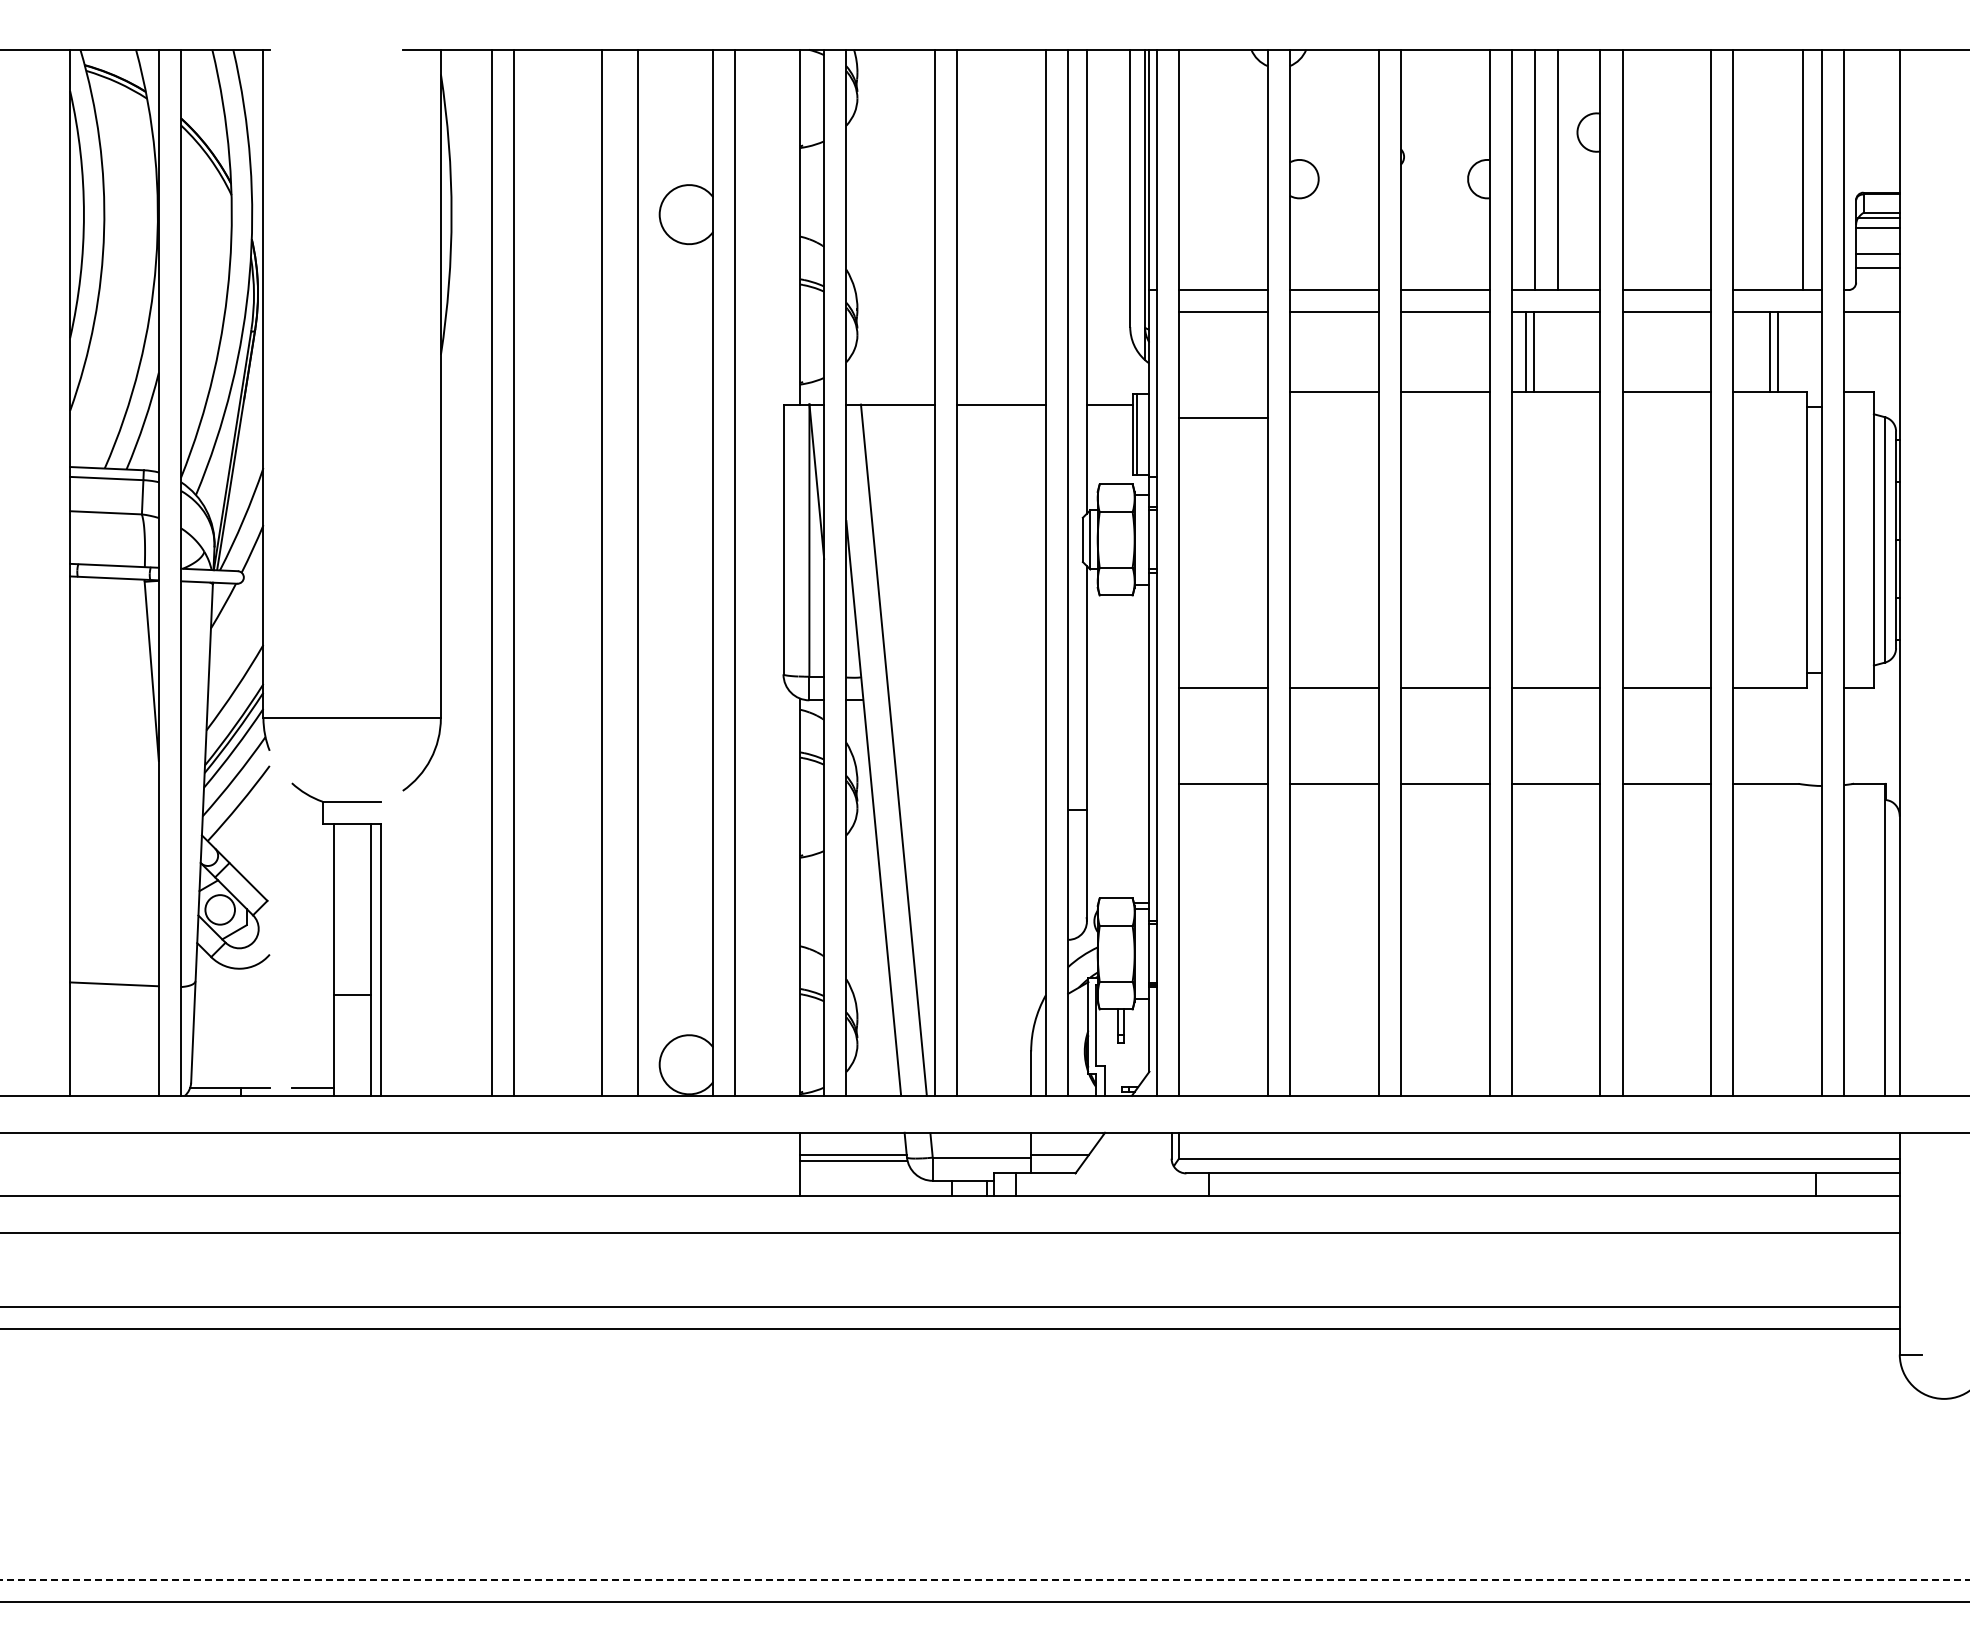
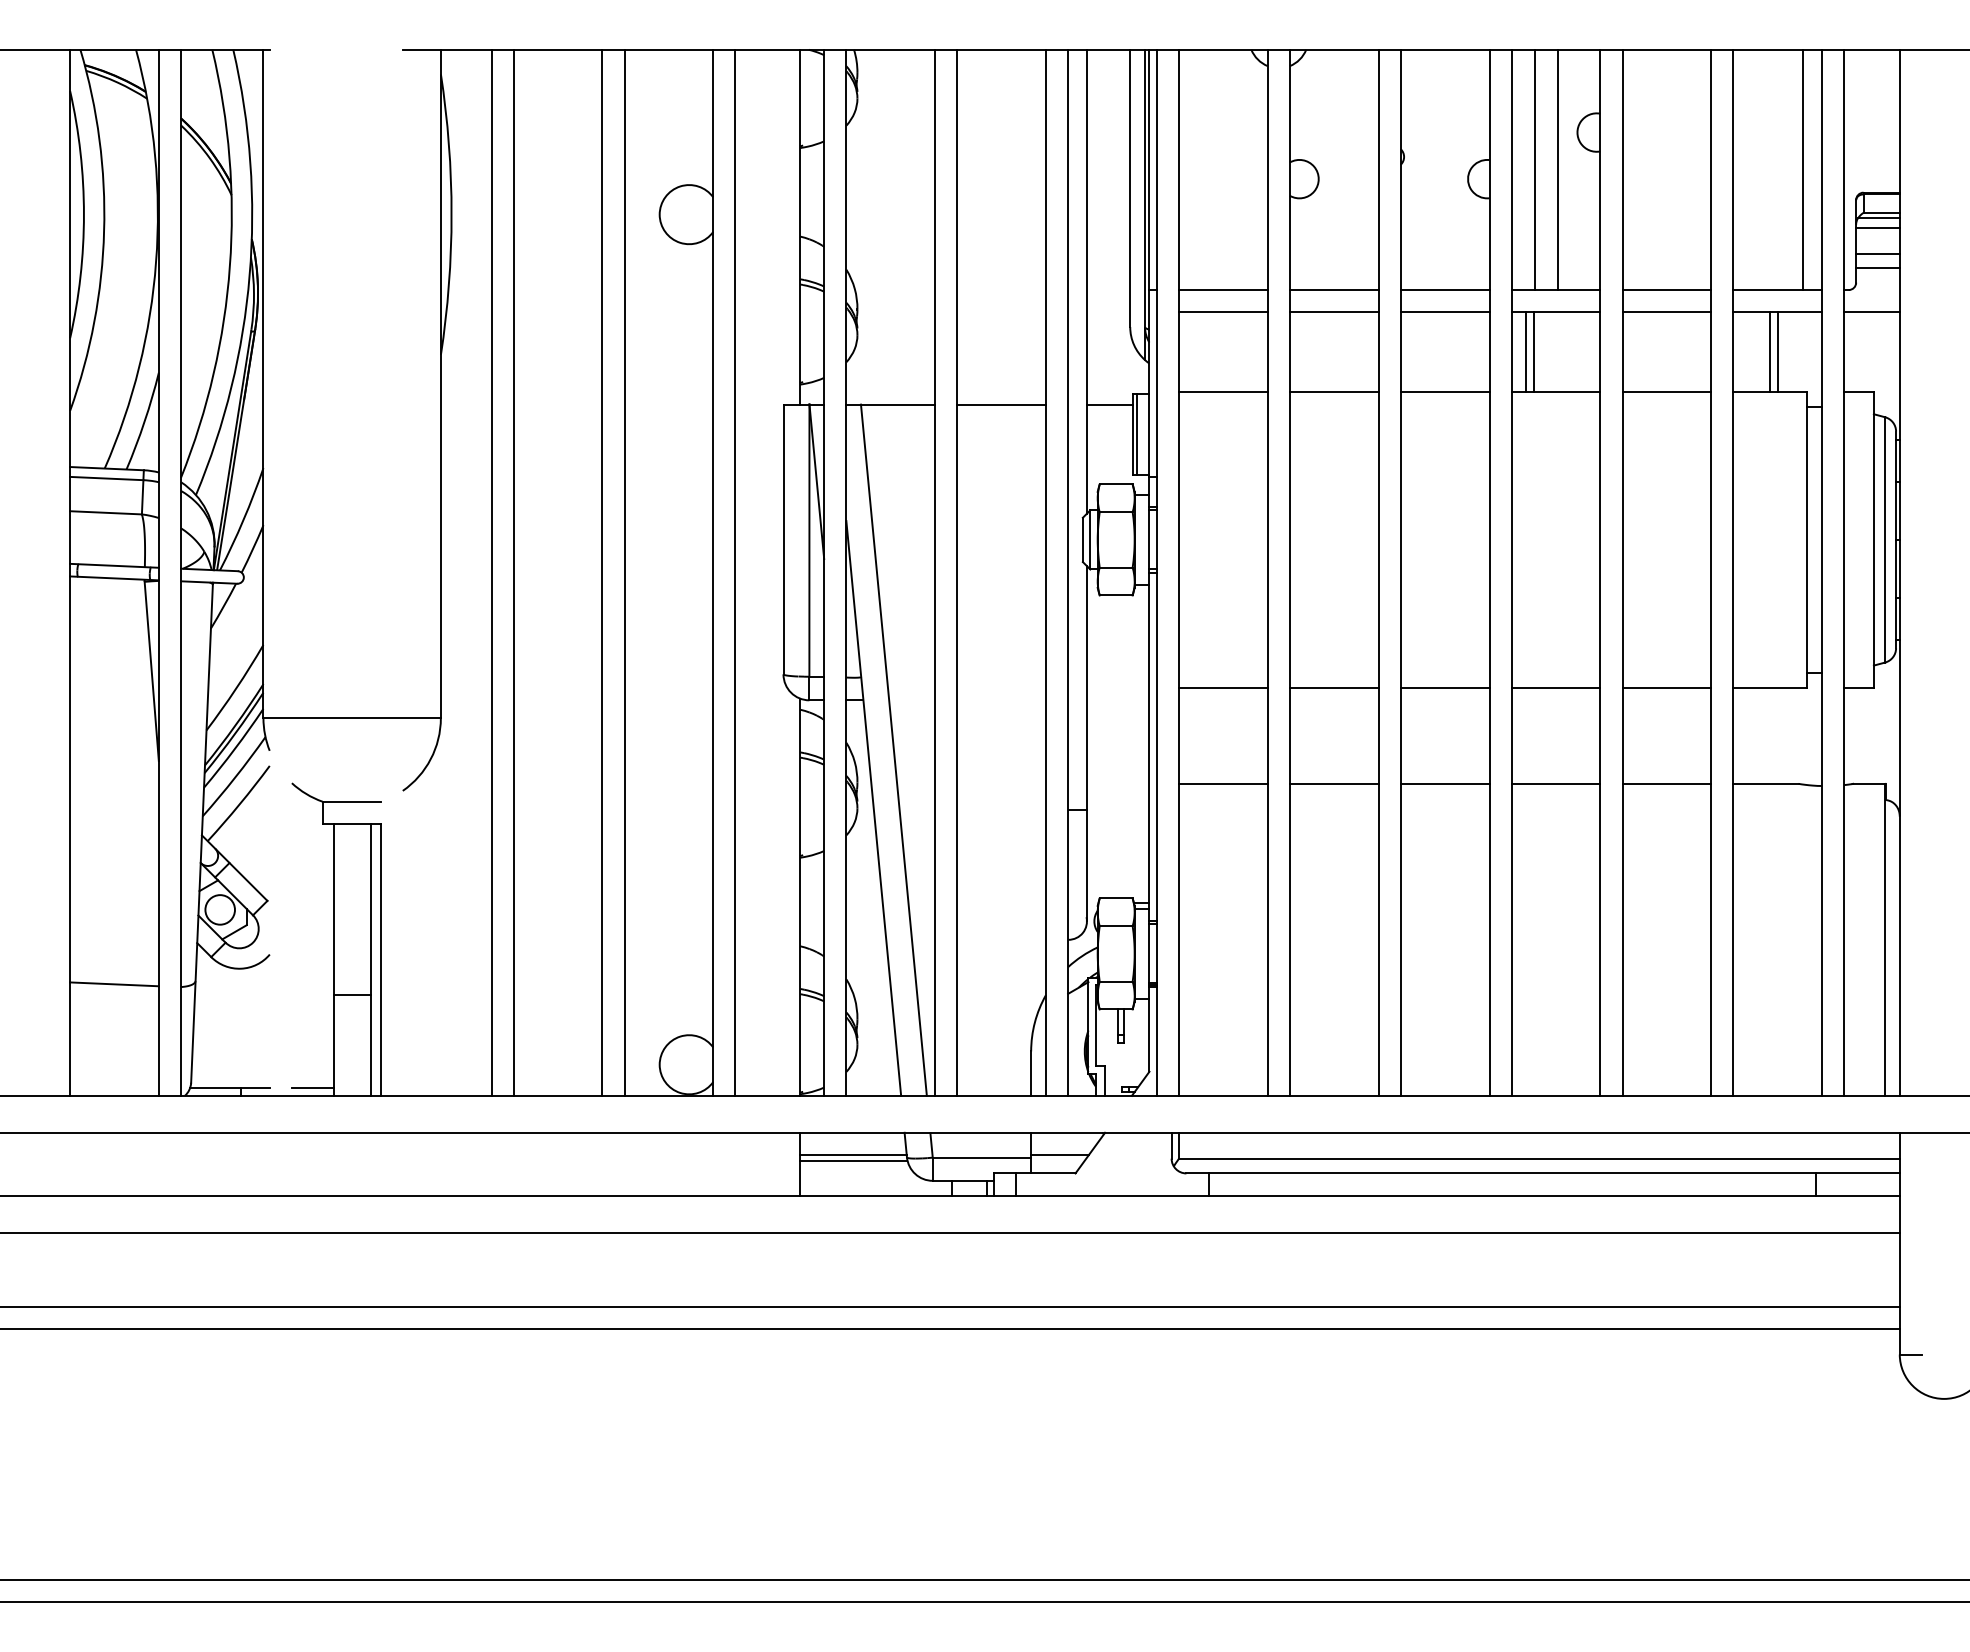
line position: (1223, 418) -> (1223, 392) (1223, 392)
line position: (637, 572) -> (624, 572) (624, 572)
line: dashed -> solid (985, 1580)
